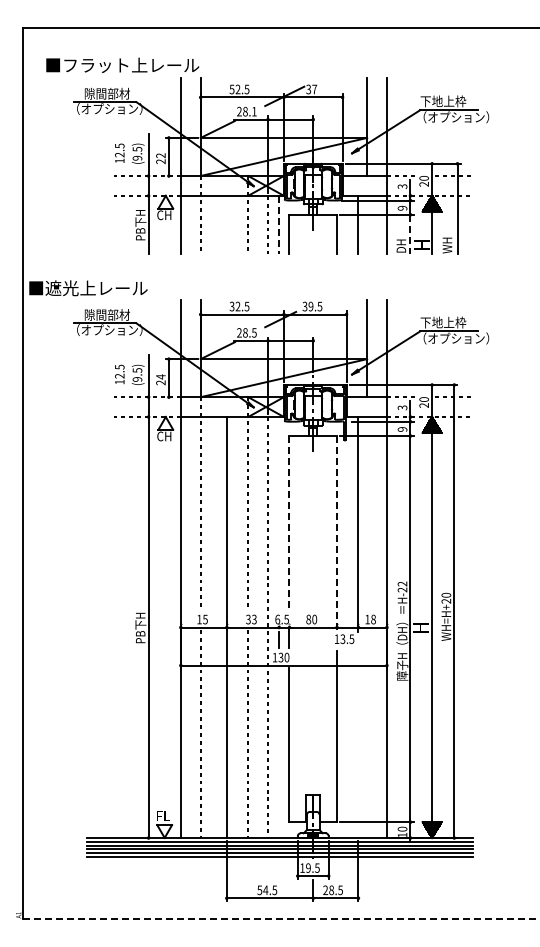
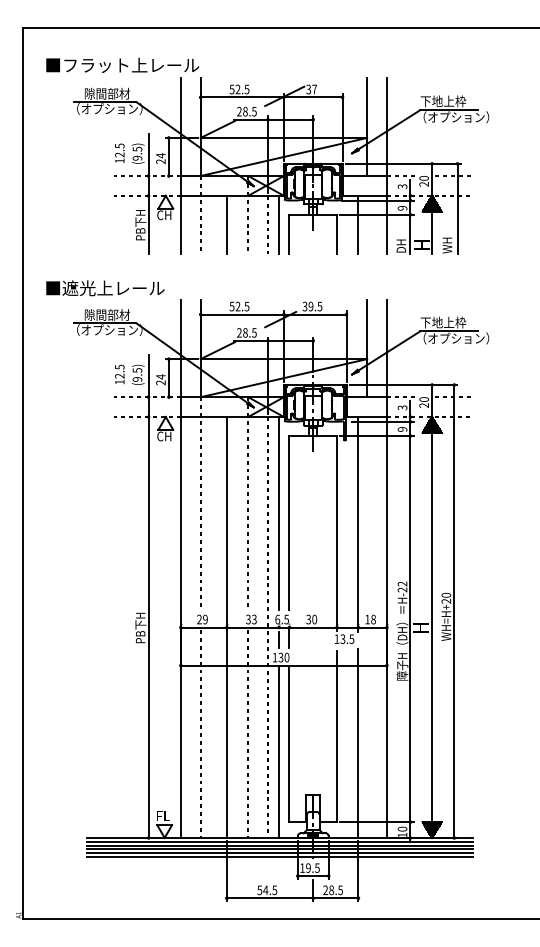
text: 28.1 -> 28.5 (254, 111)
text: 22 -> 24 (160, 155)
line: none -> present (226, 224)
line: dashed -> solid (279, 224)
line: dashed -> solid (410, 234)
text position: (88, 288) -> (105, 288) (105, 288)
text: 32.5 -> 52.5 (232, 304)
line: none -> present (279, 513)
line: dashed -> solid (289, 523)
line: dashed -> solid (337, 533)
text: 15 -> 29 (202, 619)
text: 80 -> 30 (308, 619)
line: none -> present (358, 743)
line: none -> present (279, 751)
line: dashed -> solid (281, 918)
